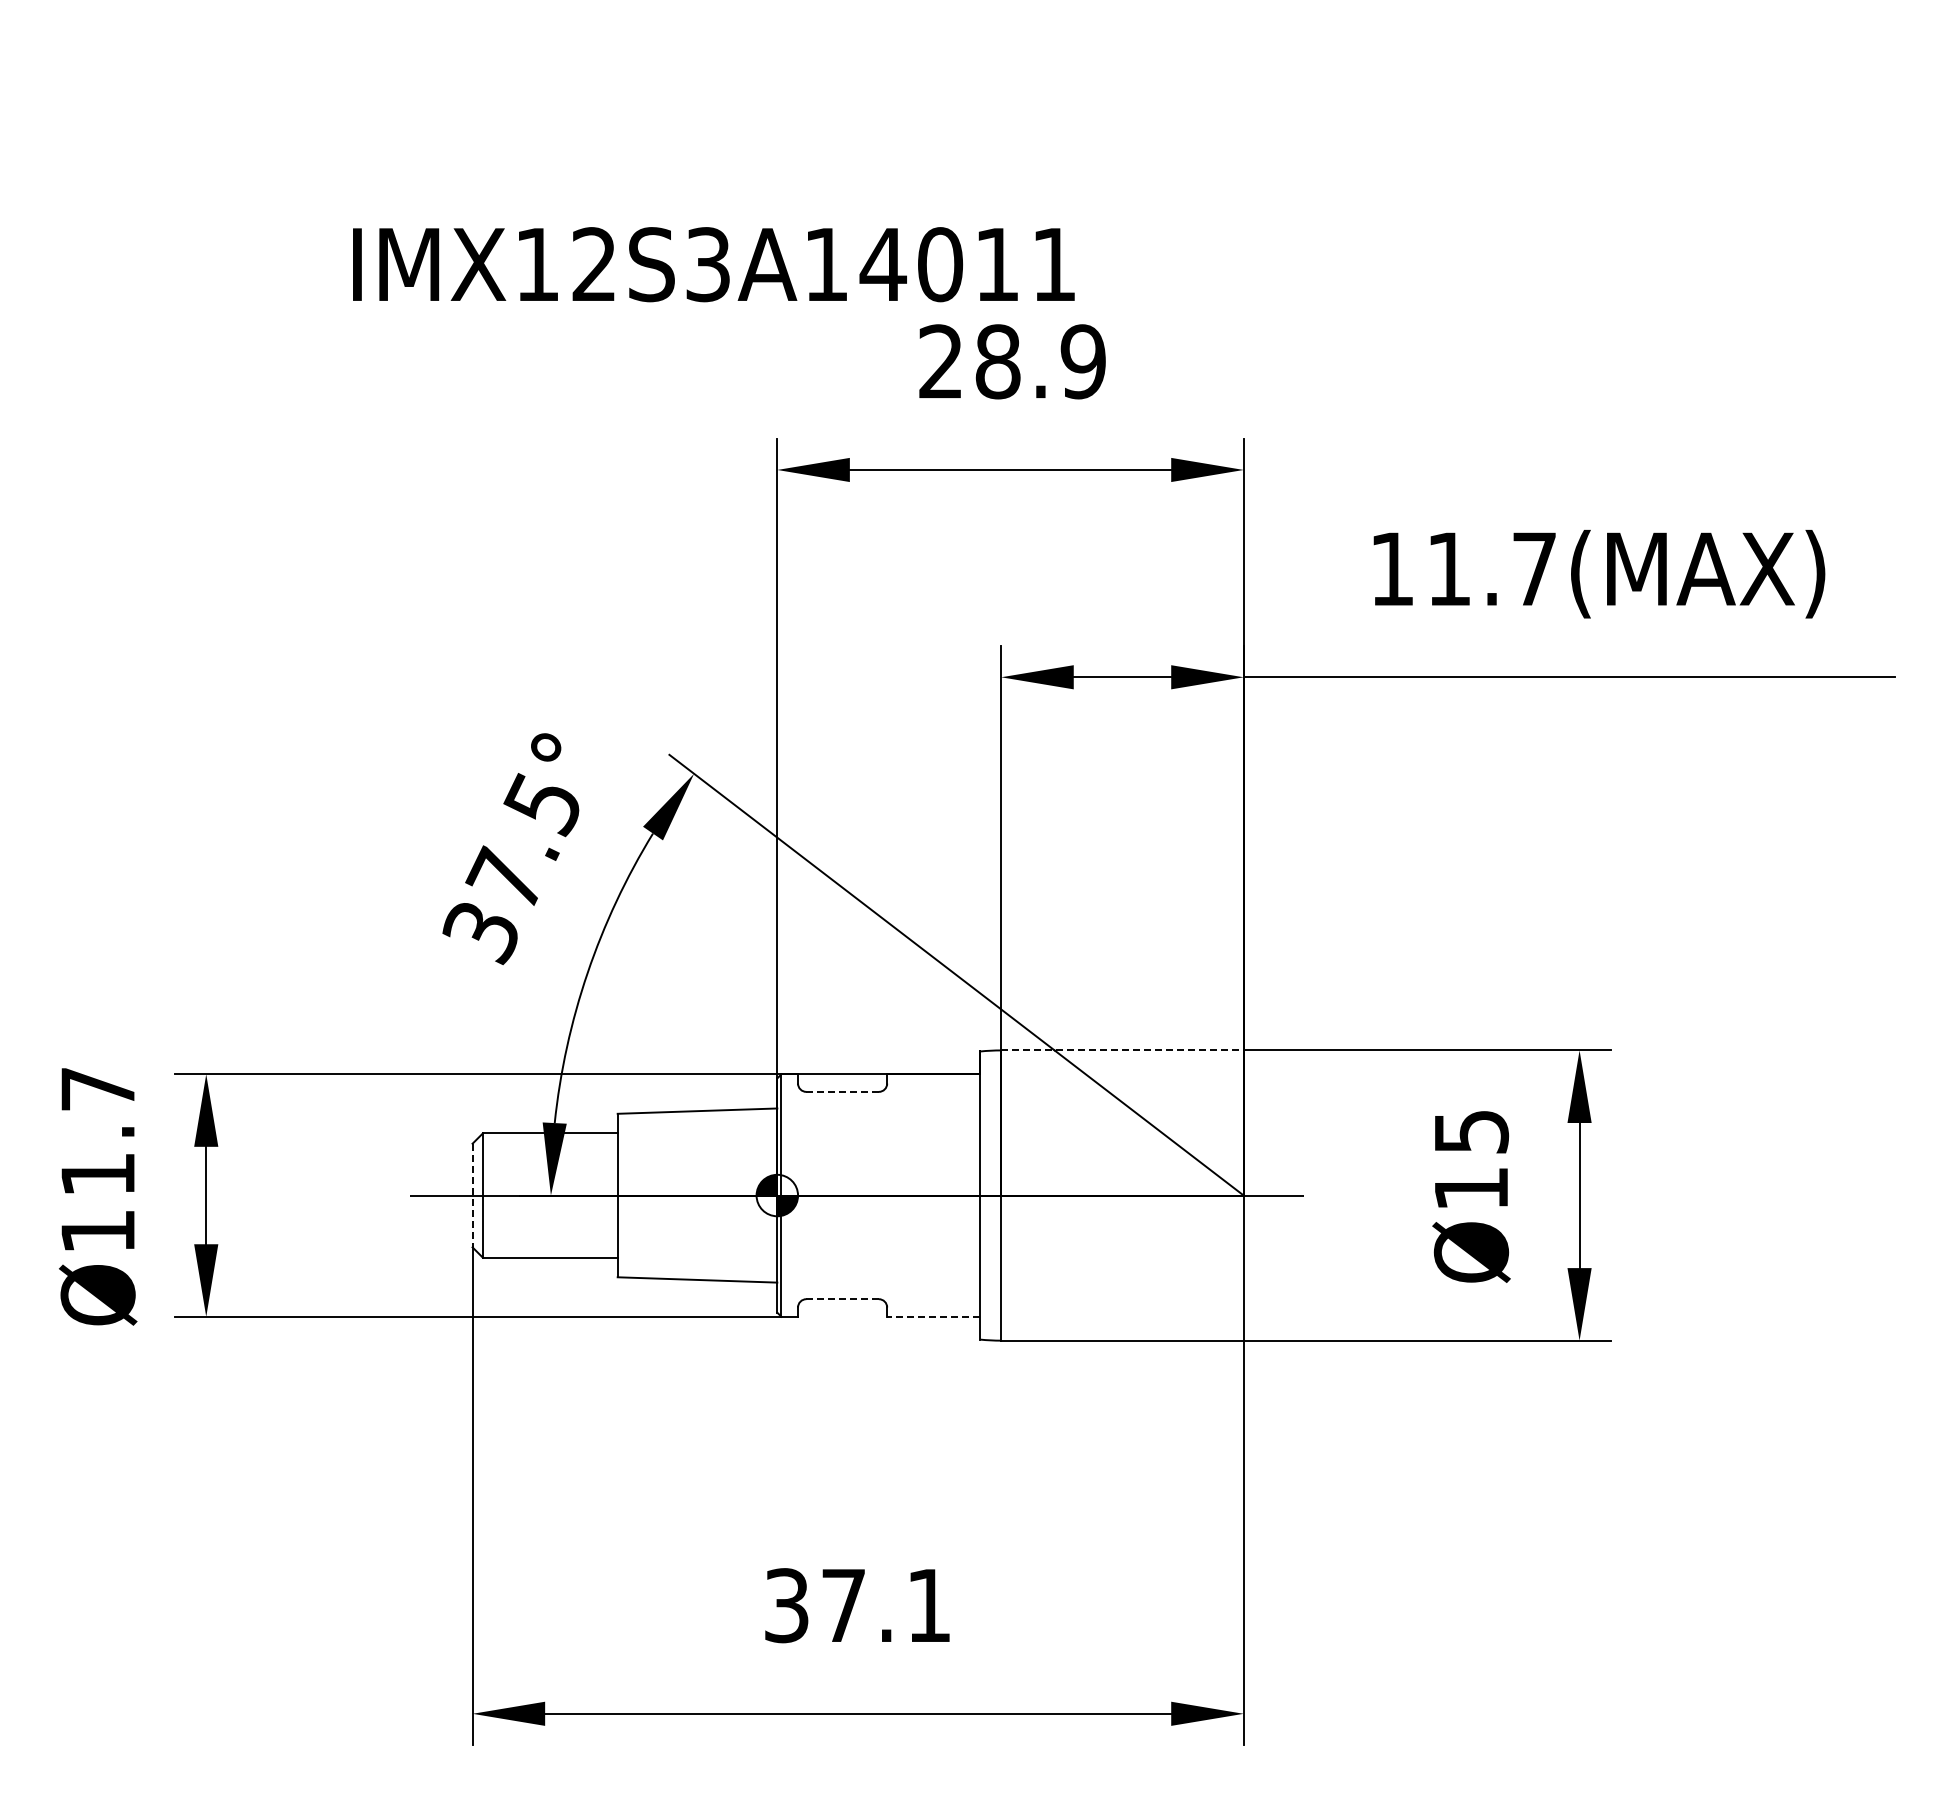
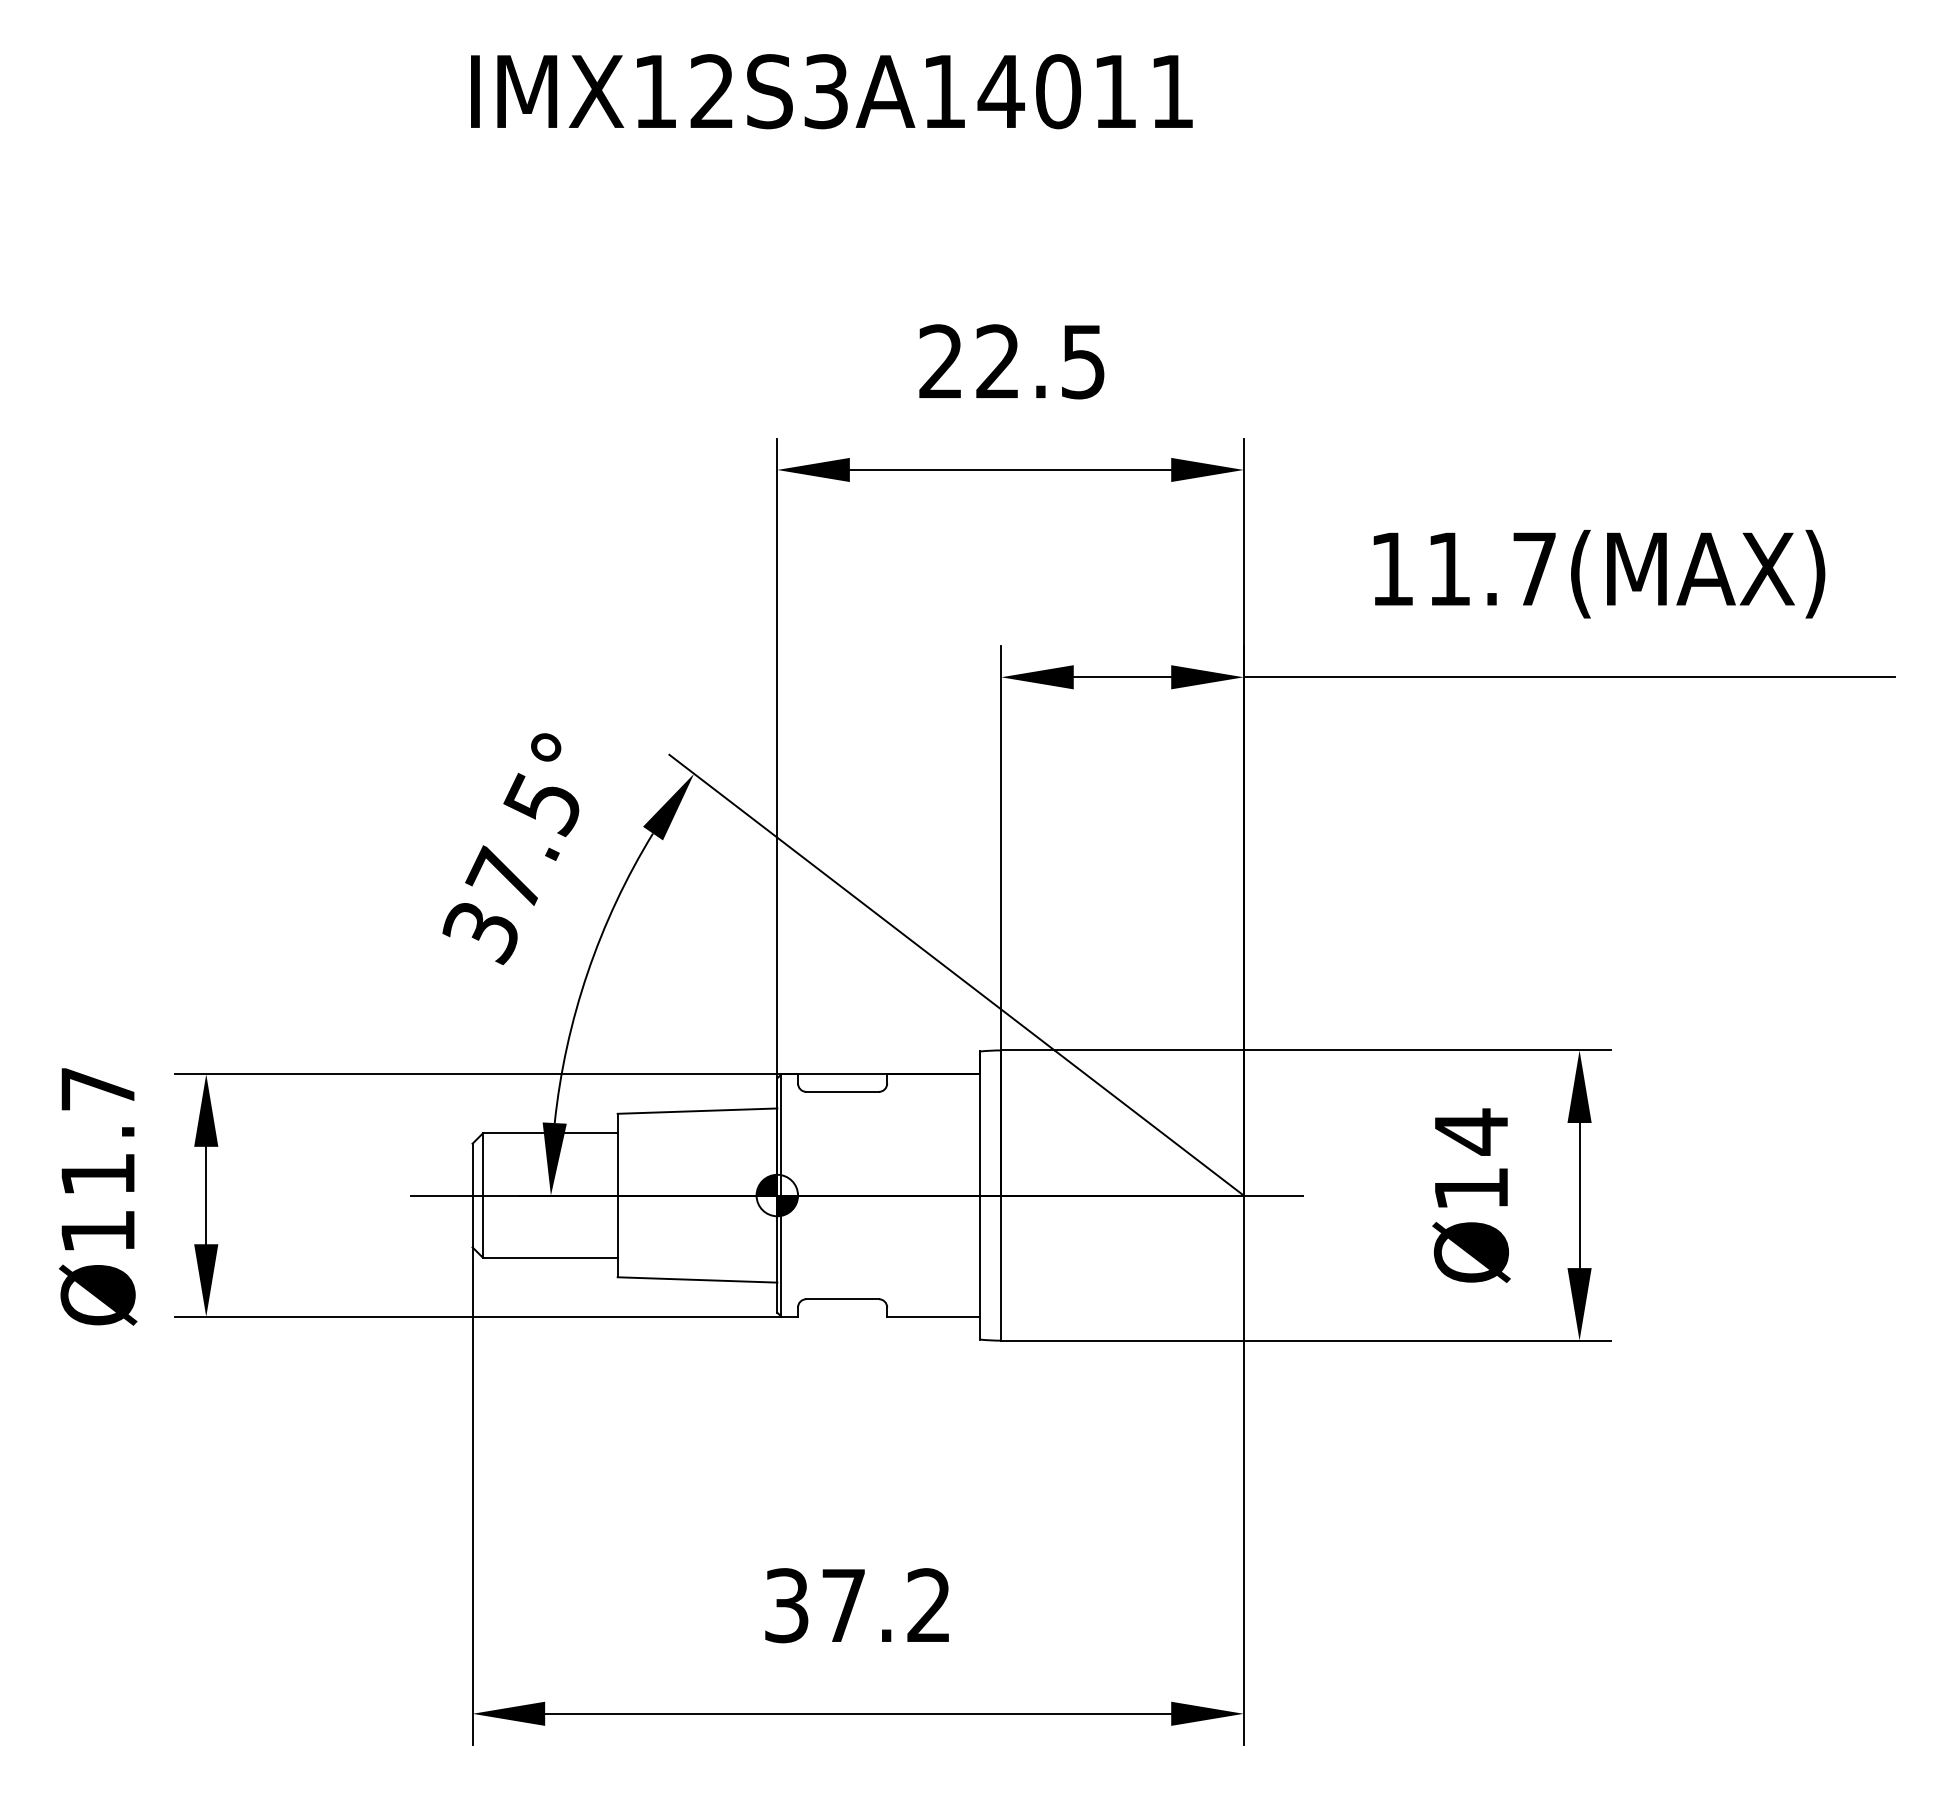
text position: (713, 264) -> (831, 91) (831, 91)
text: 28.9 -> 22.5 (1040, 361)
line: dashed -> solid (1122, 1050)
line: dashed -> solid (842, 1091)
text: Ø15 -> Ø14 (1472, 1131)
line: dashed -> solid (472, 1195)
line: dashed -> solid (842, 1299)
line: dashed -> solid (933, 1316)
text: 37.1 -> 37.2 (928, 1604)
